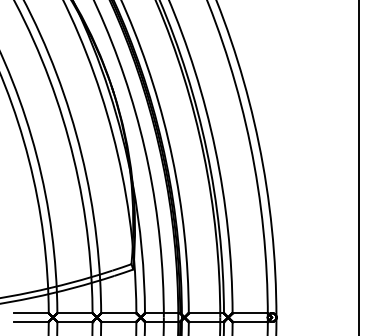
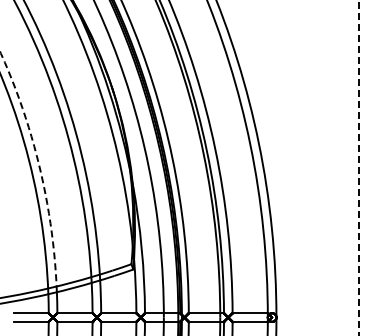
line: solid -> dashed (359, 168)
arc: solid -> dashed (40, 169)
